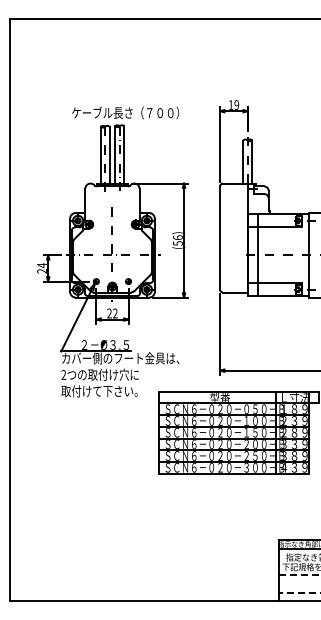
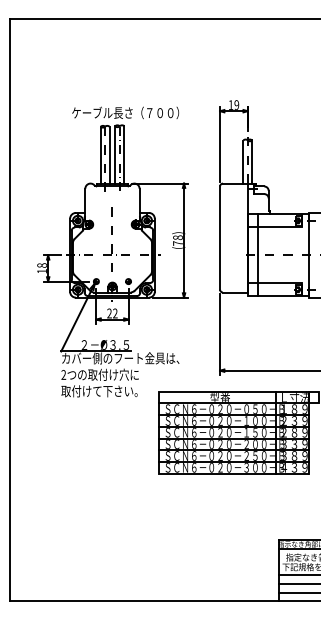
text: (56) -> (78) (177, 240)
text: 24 -> 18 (41, 268)
line: dashed -> solid (299, 575)
line: none -> present (297, 583)
line: dashed -> solid (299, 592)
